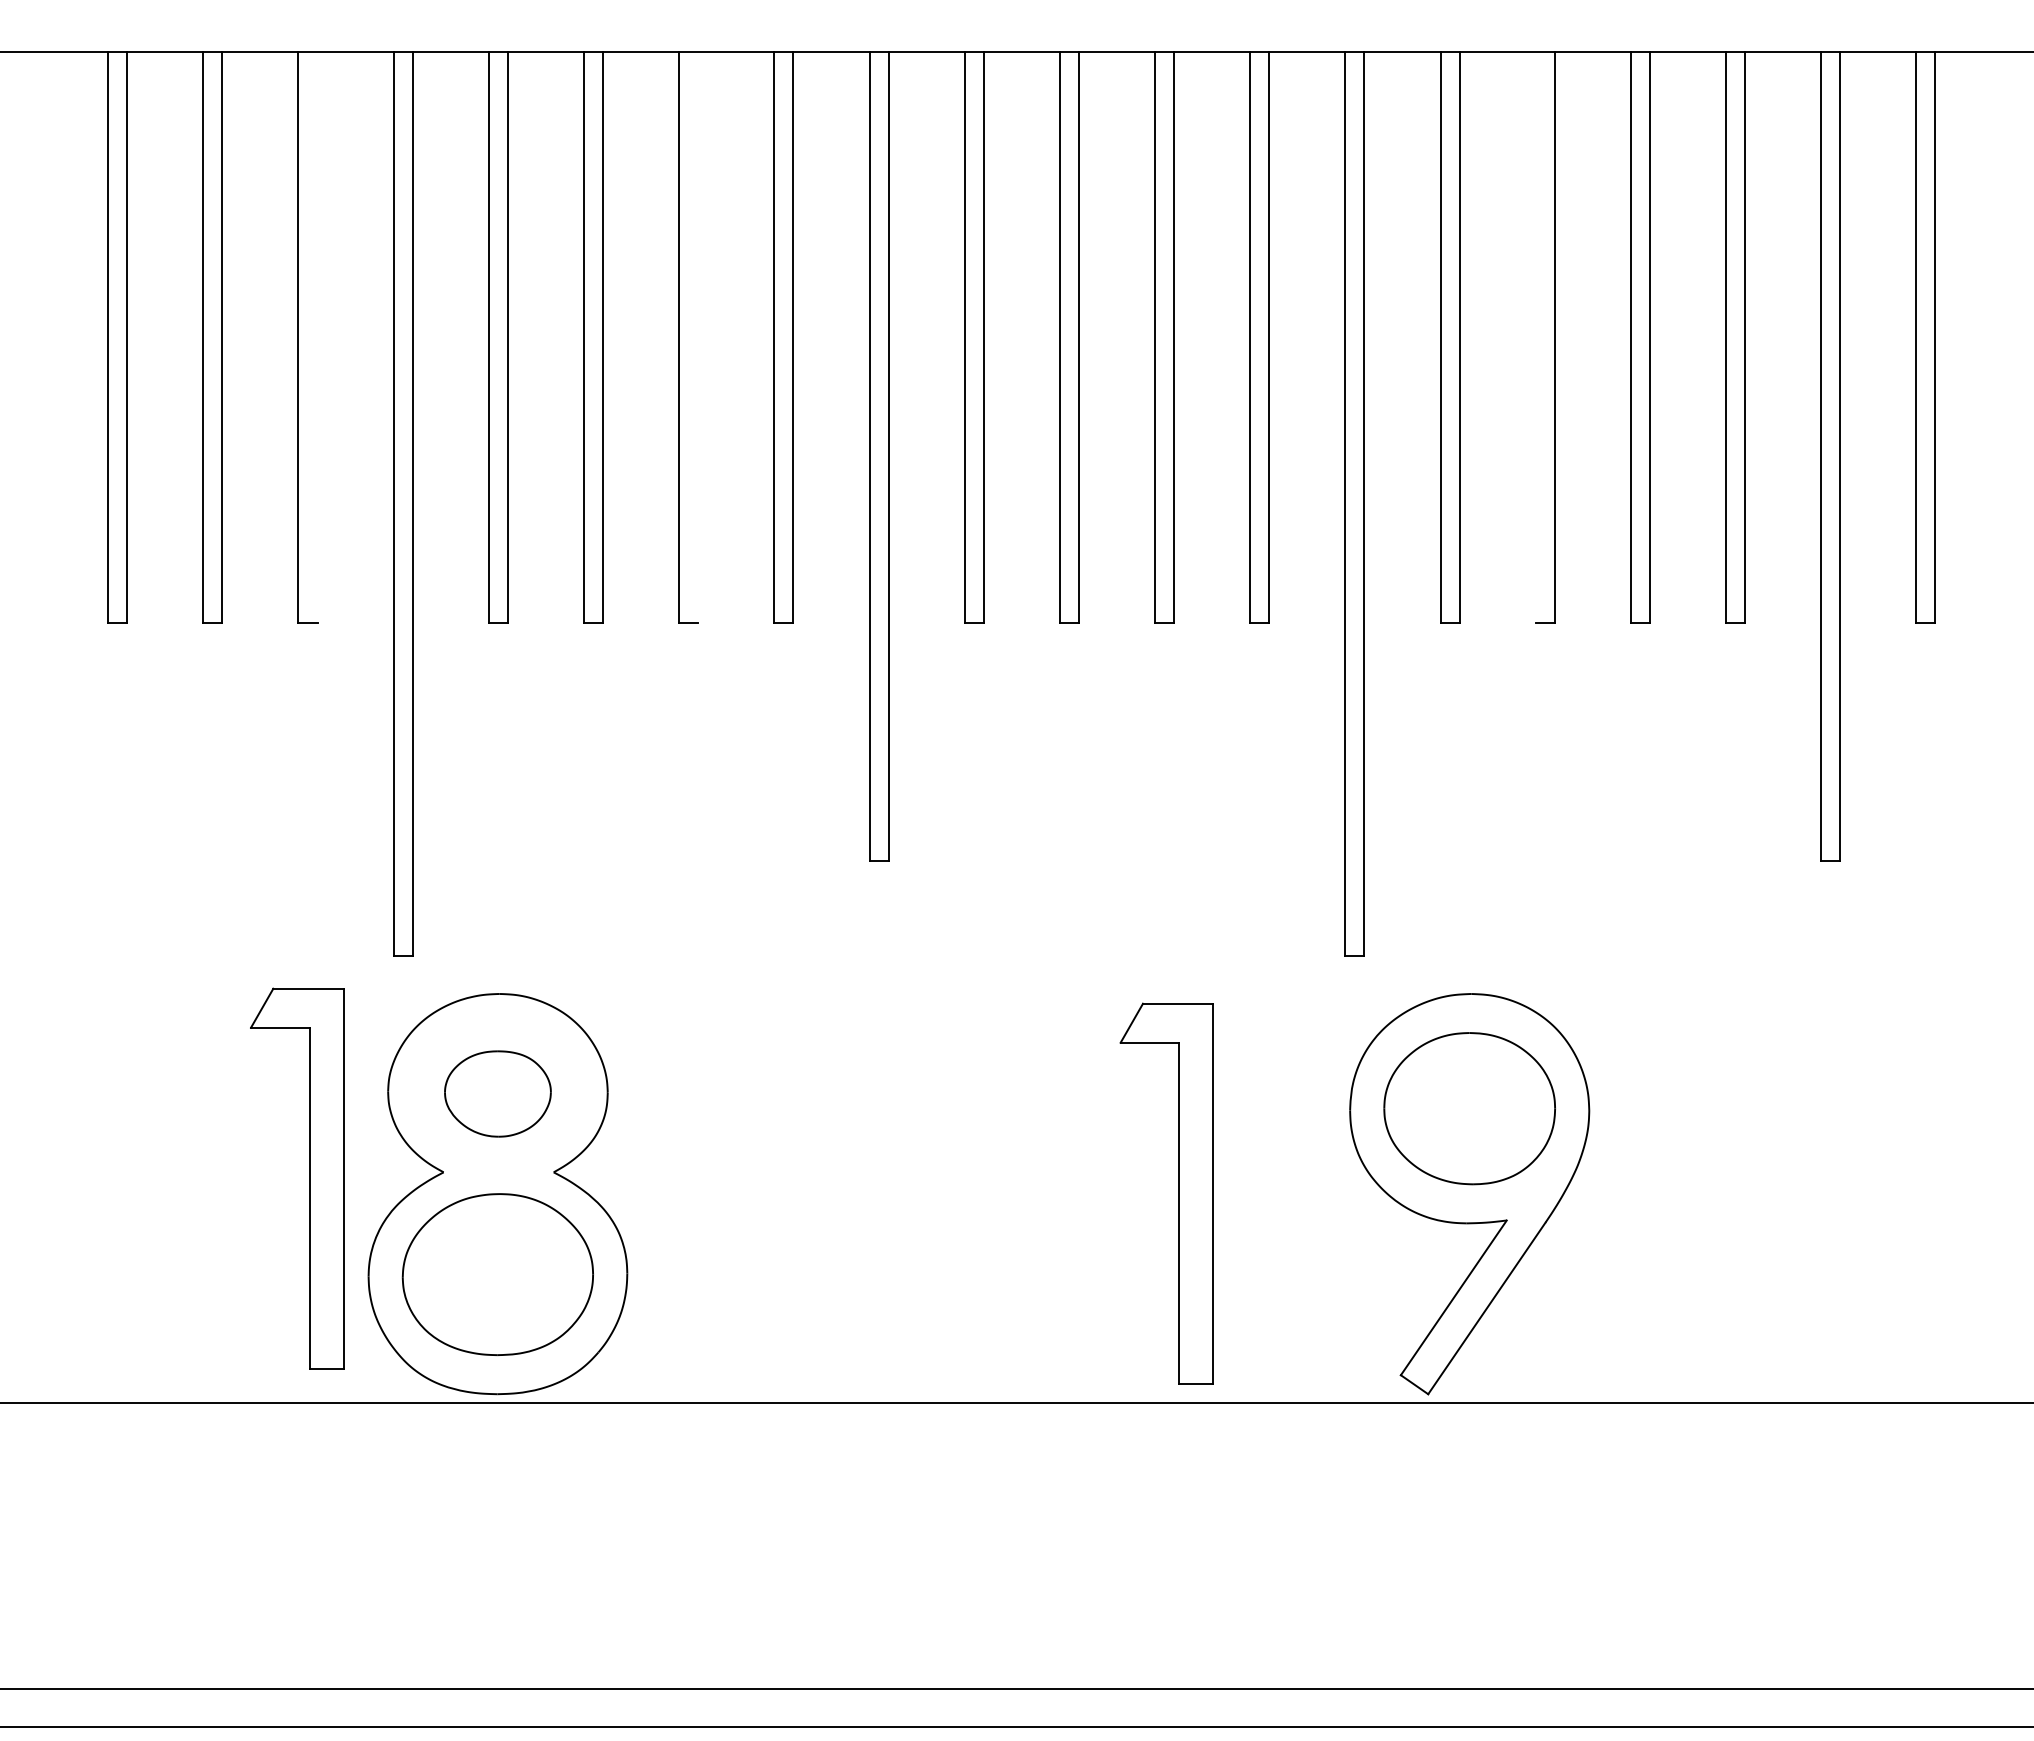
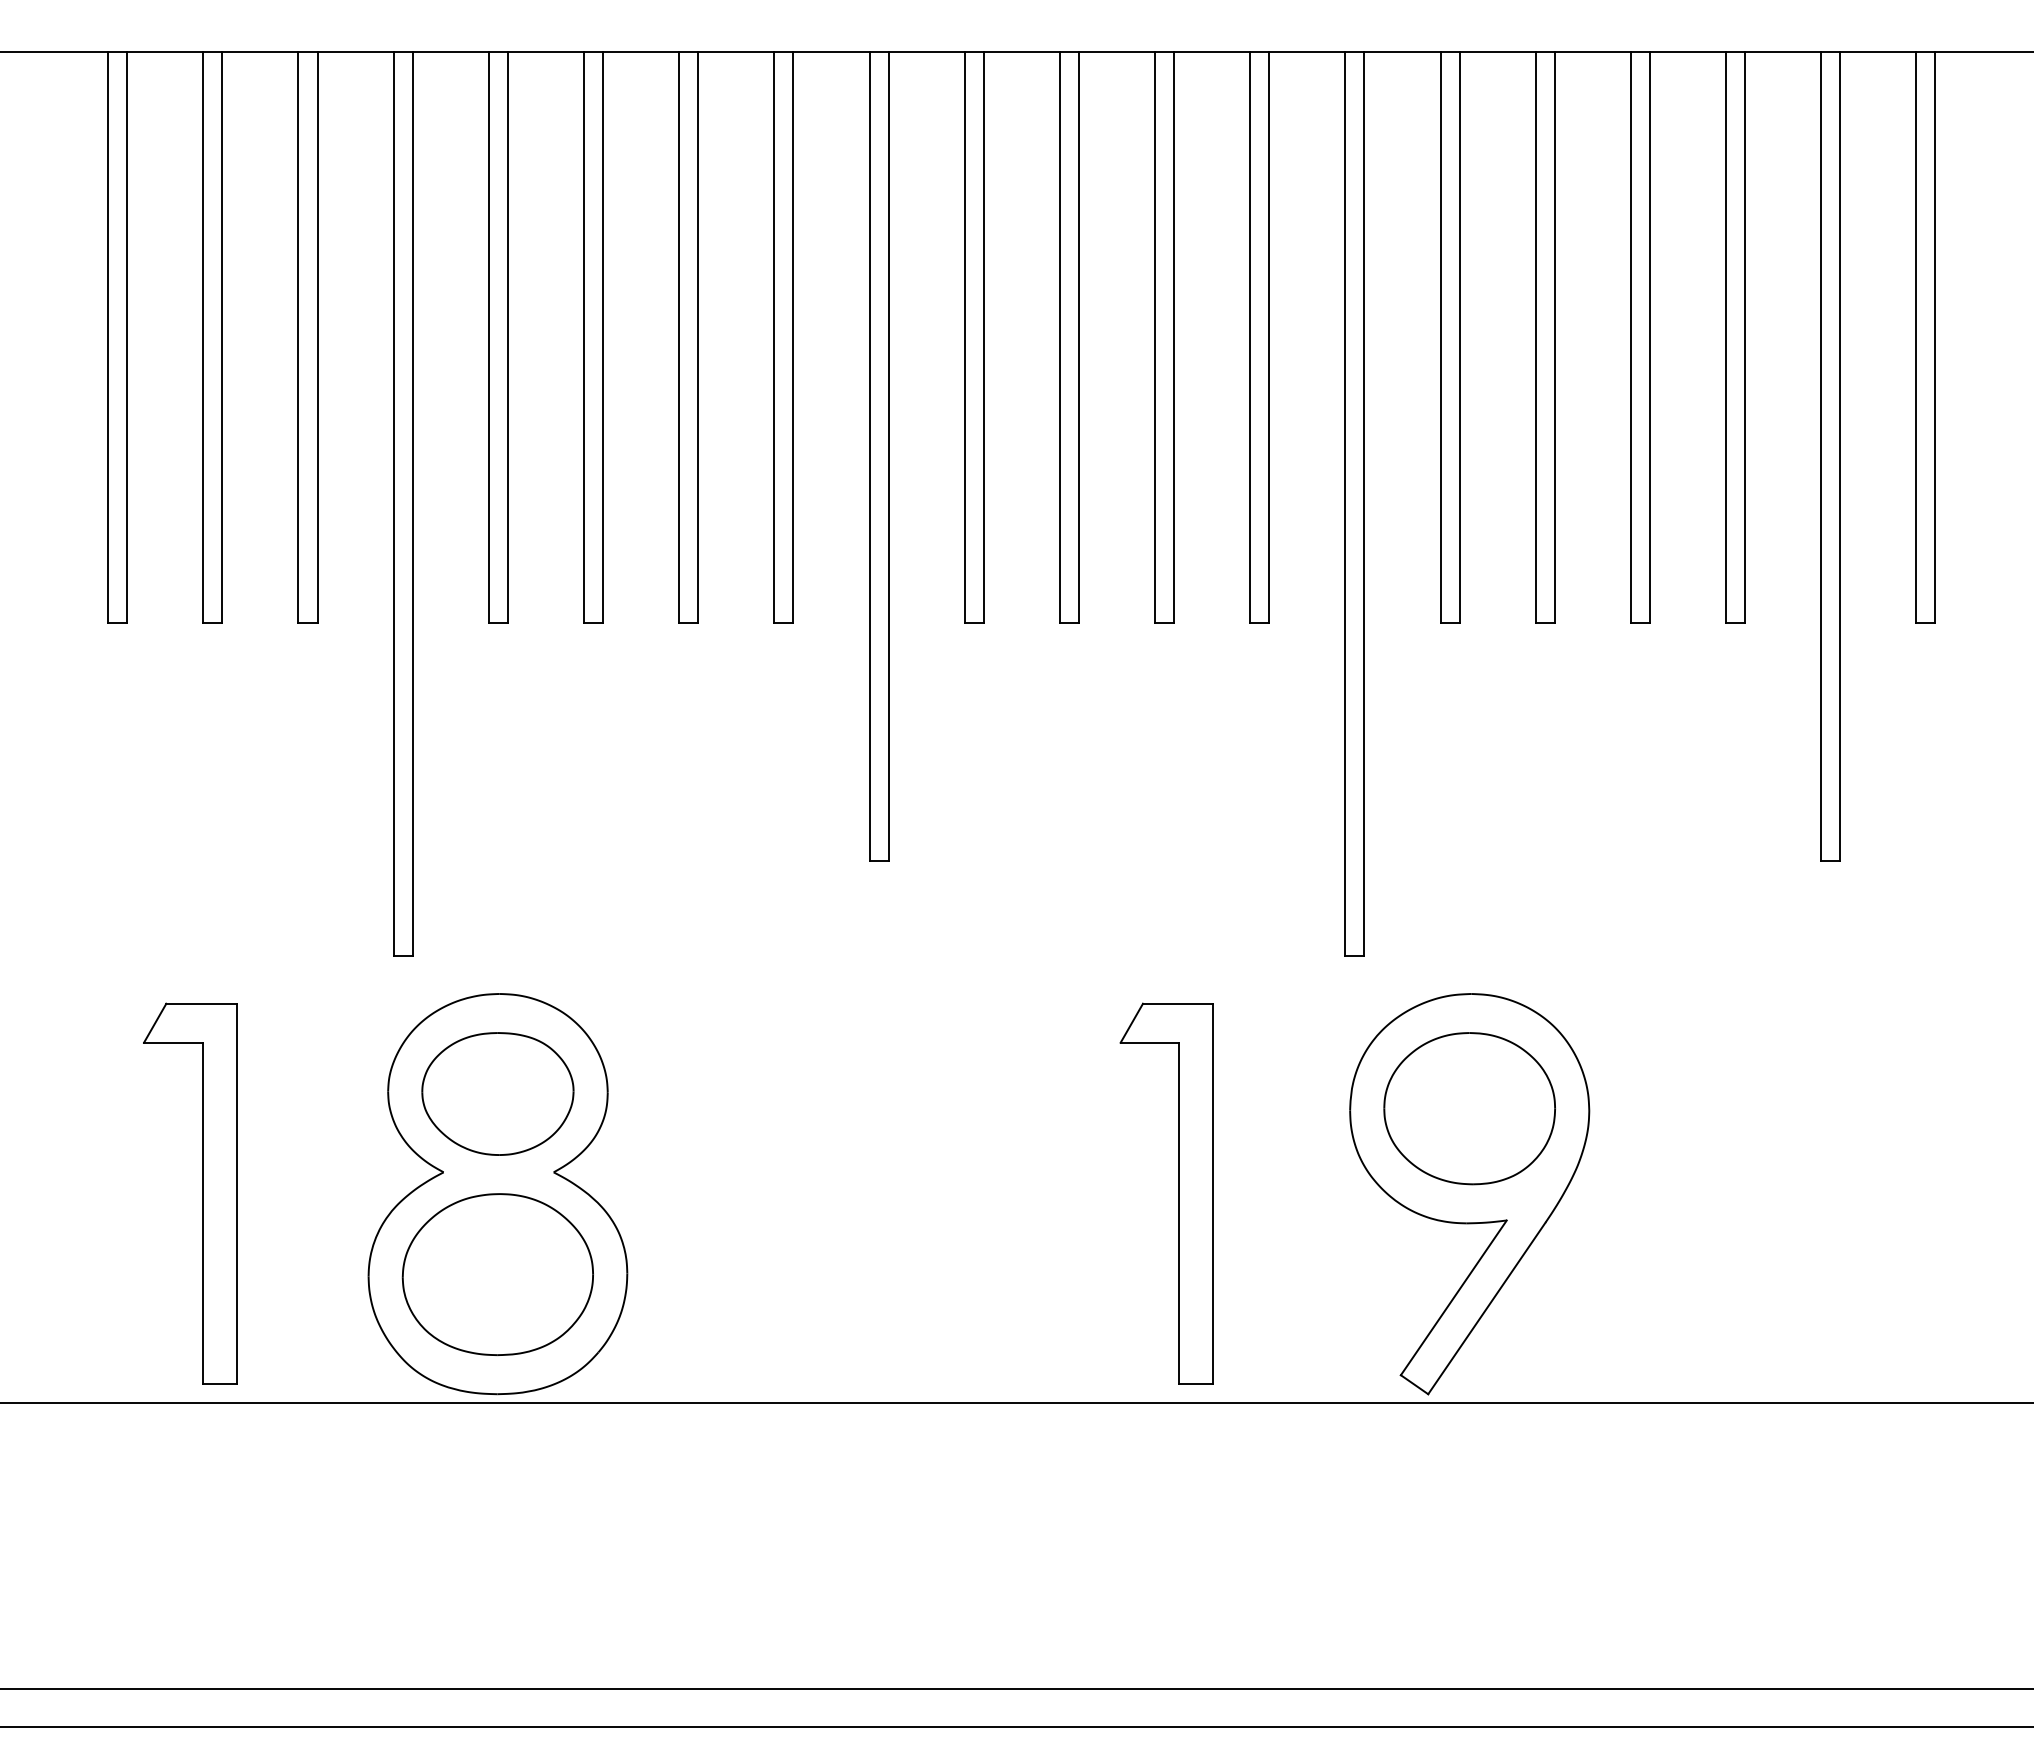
line: none -> present (317, 337)
line: none -> present (698, 337)
line: none -> present (1535, 337)
part size: 108x88 px -> 154x124 px (497, 1093)
part position: (309, 1178) -> (202, 1193) (202, 1193)
